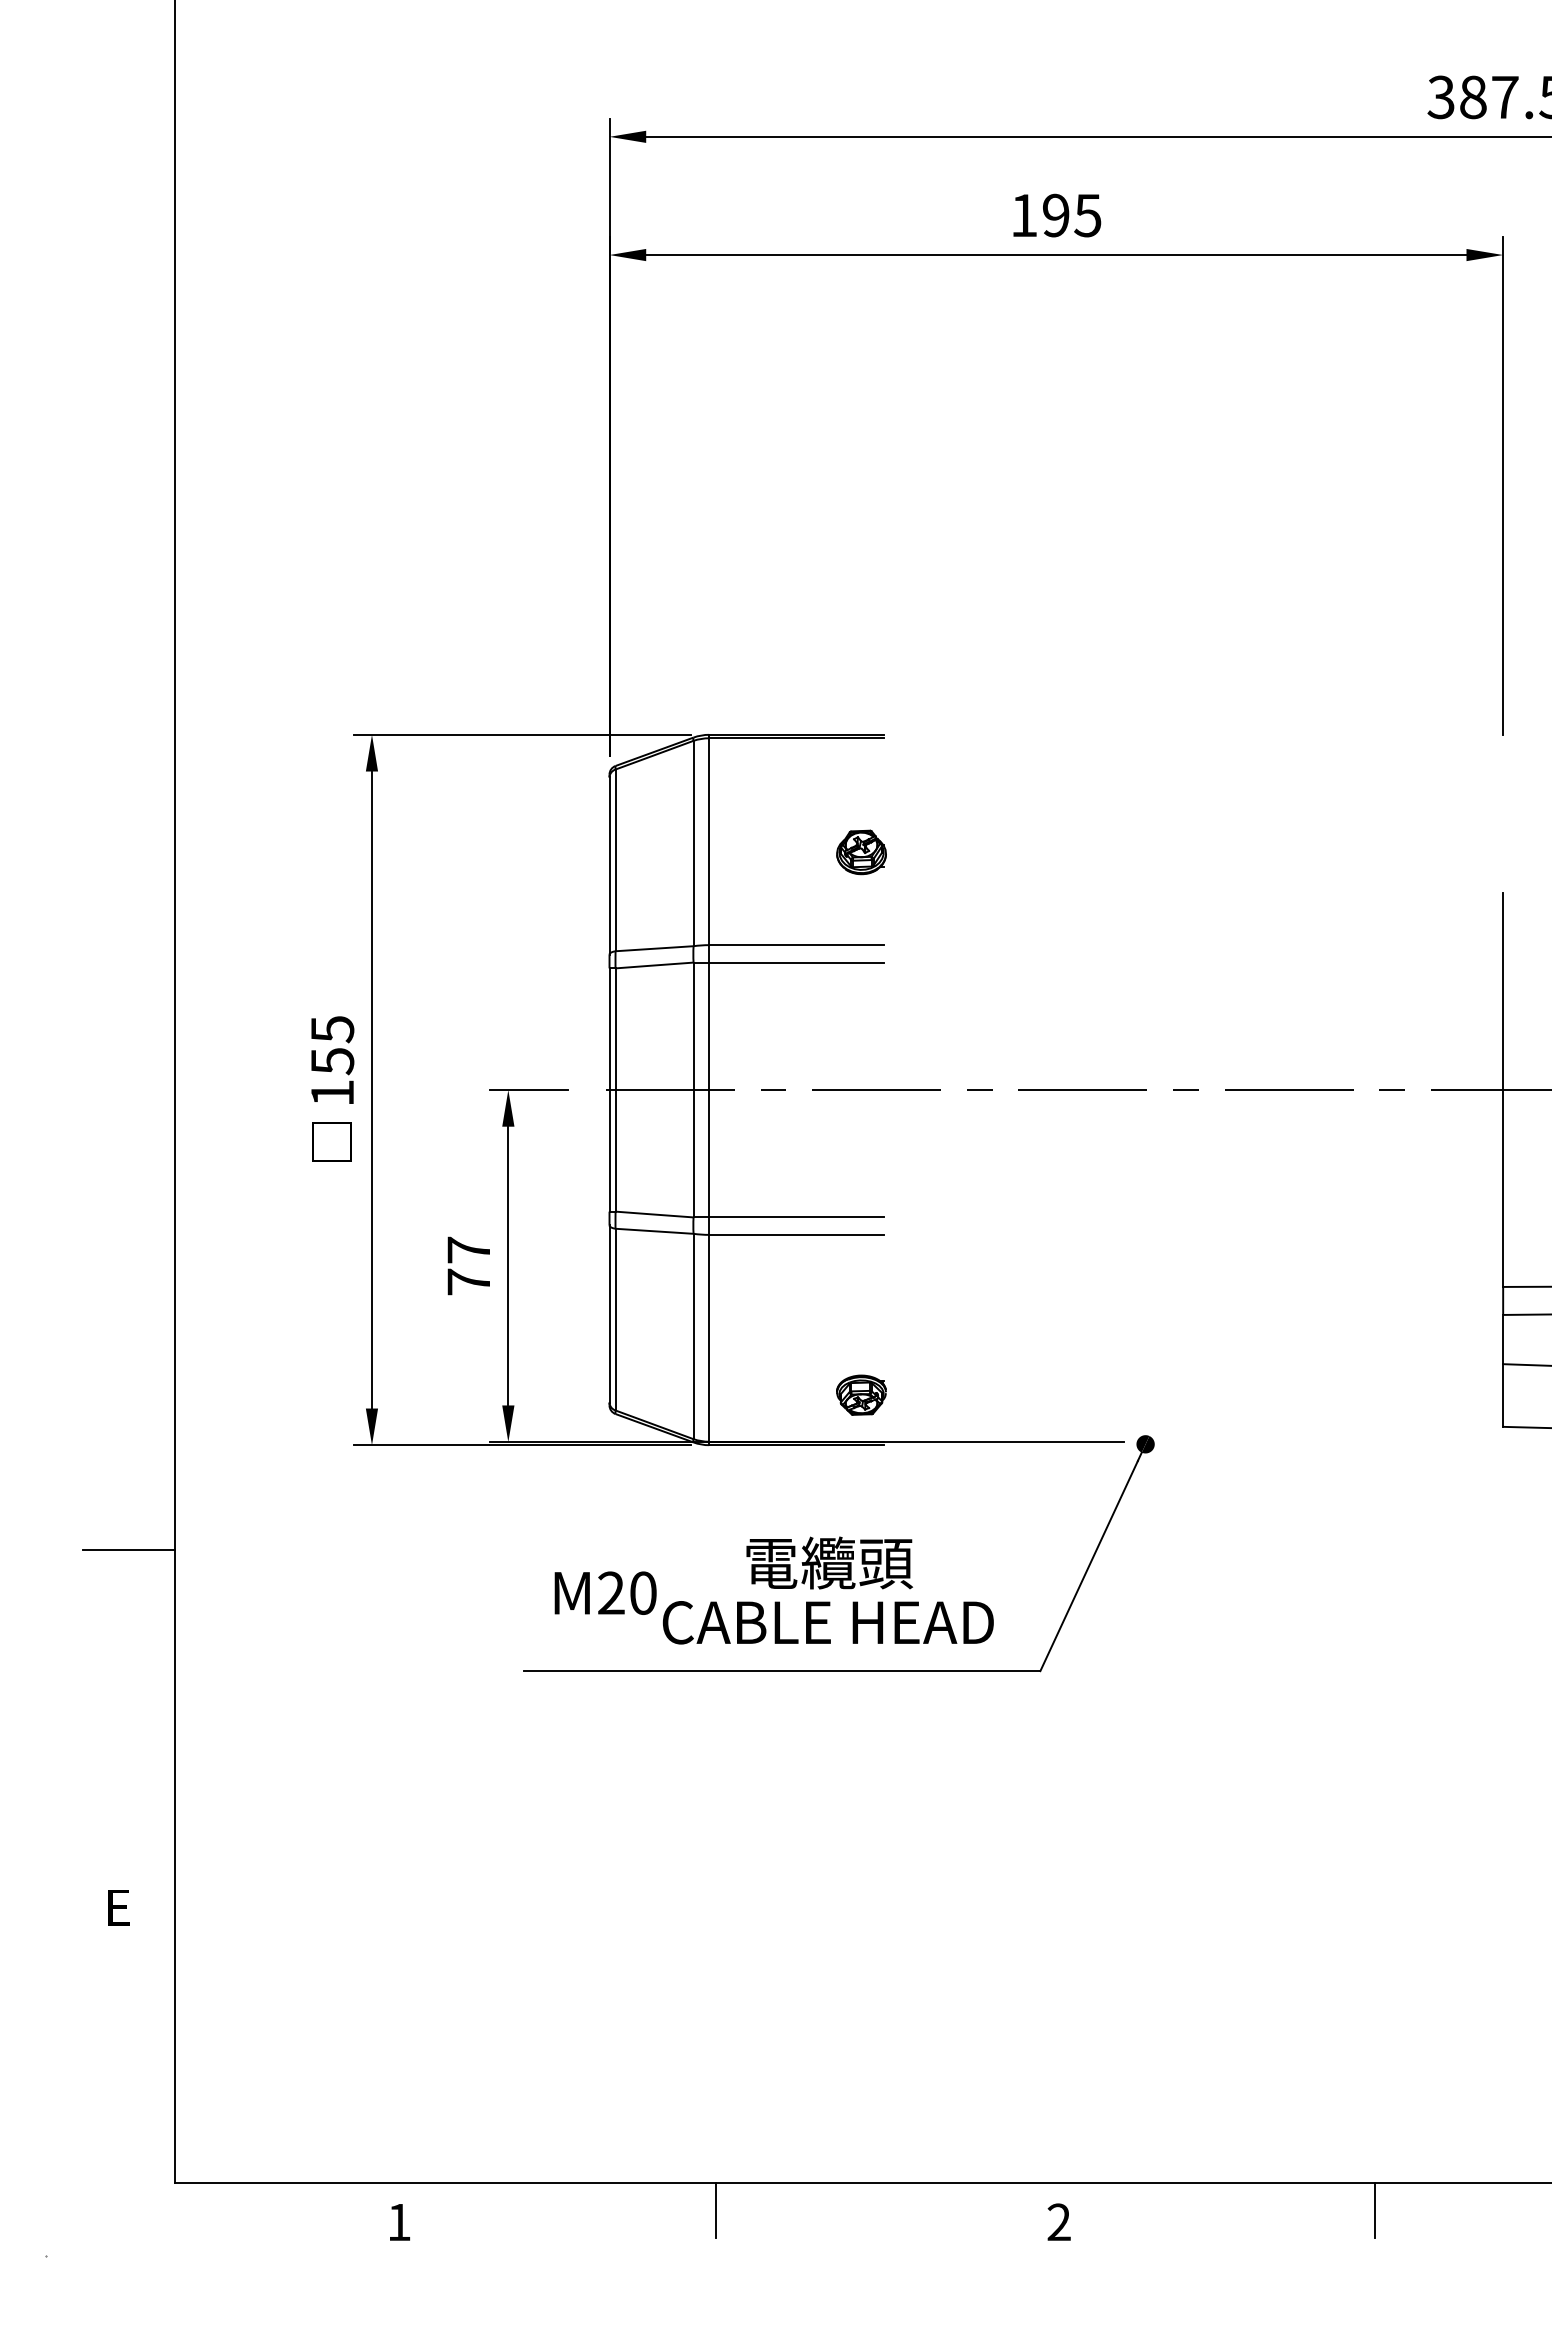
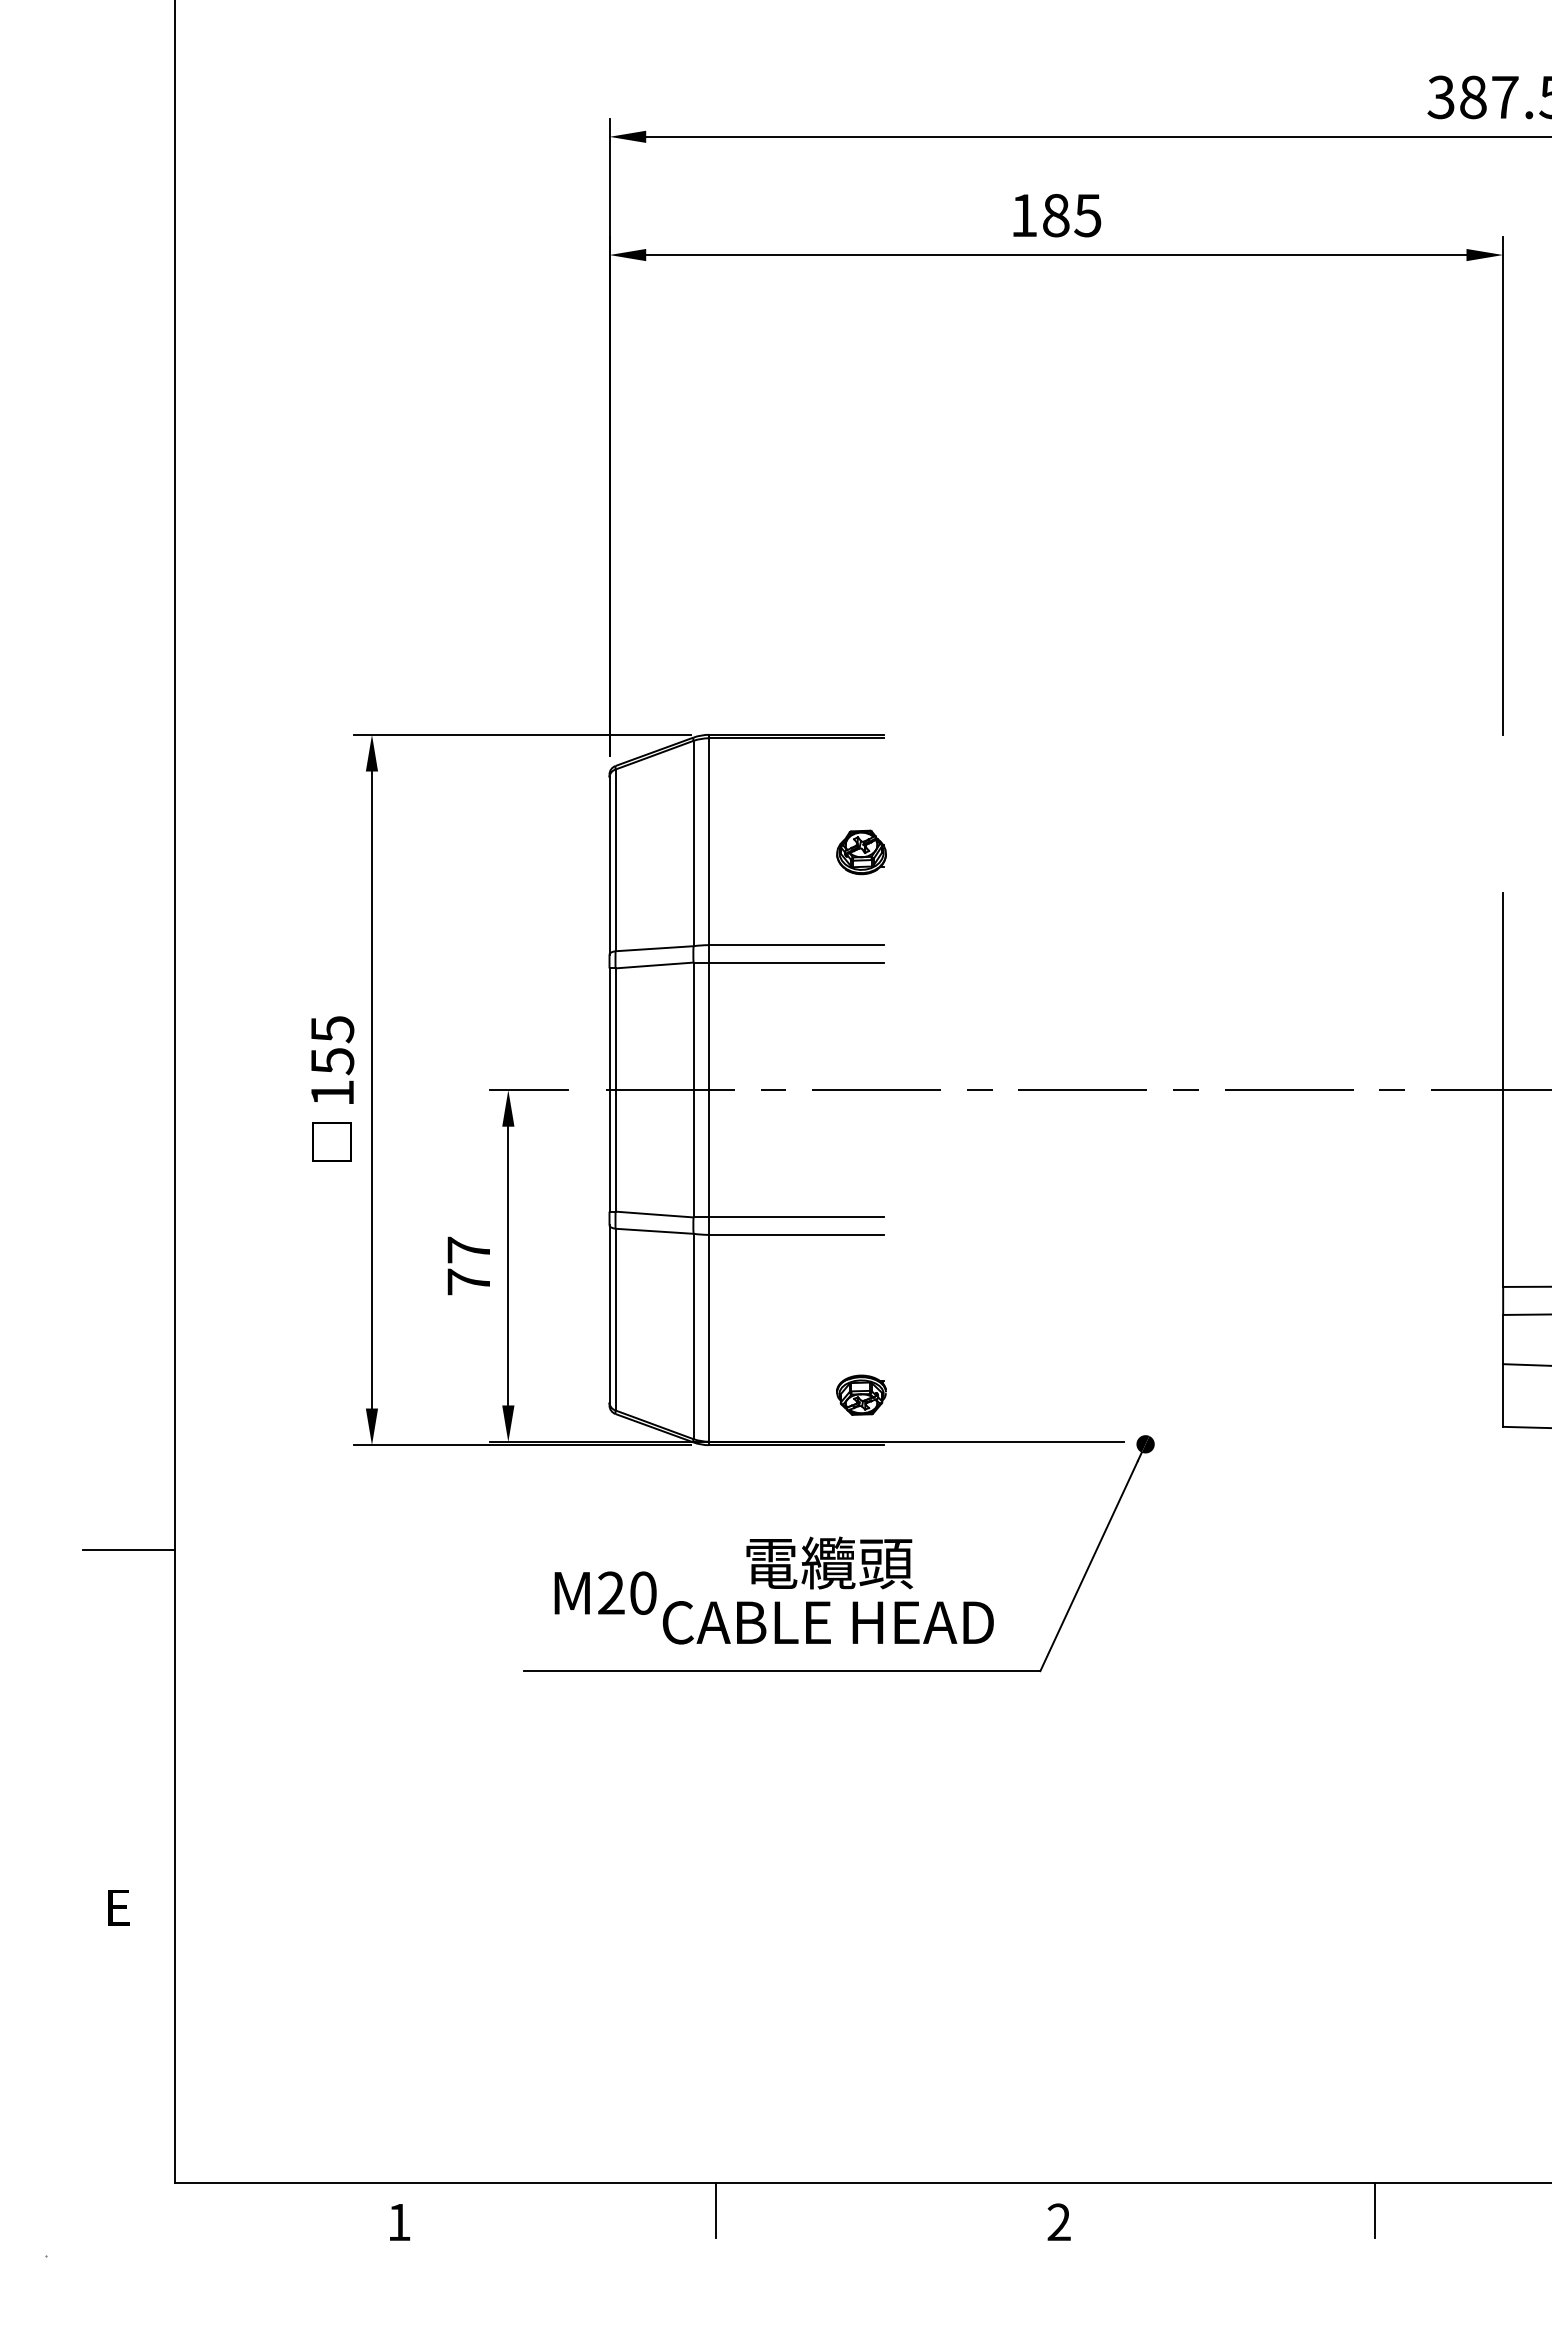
text: 195 -> 185 (1056, 215)
